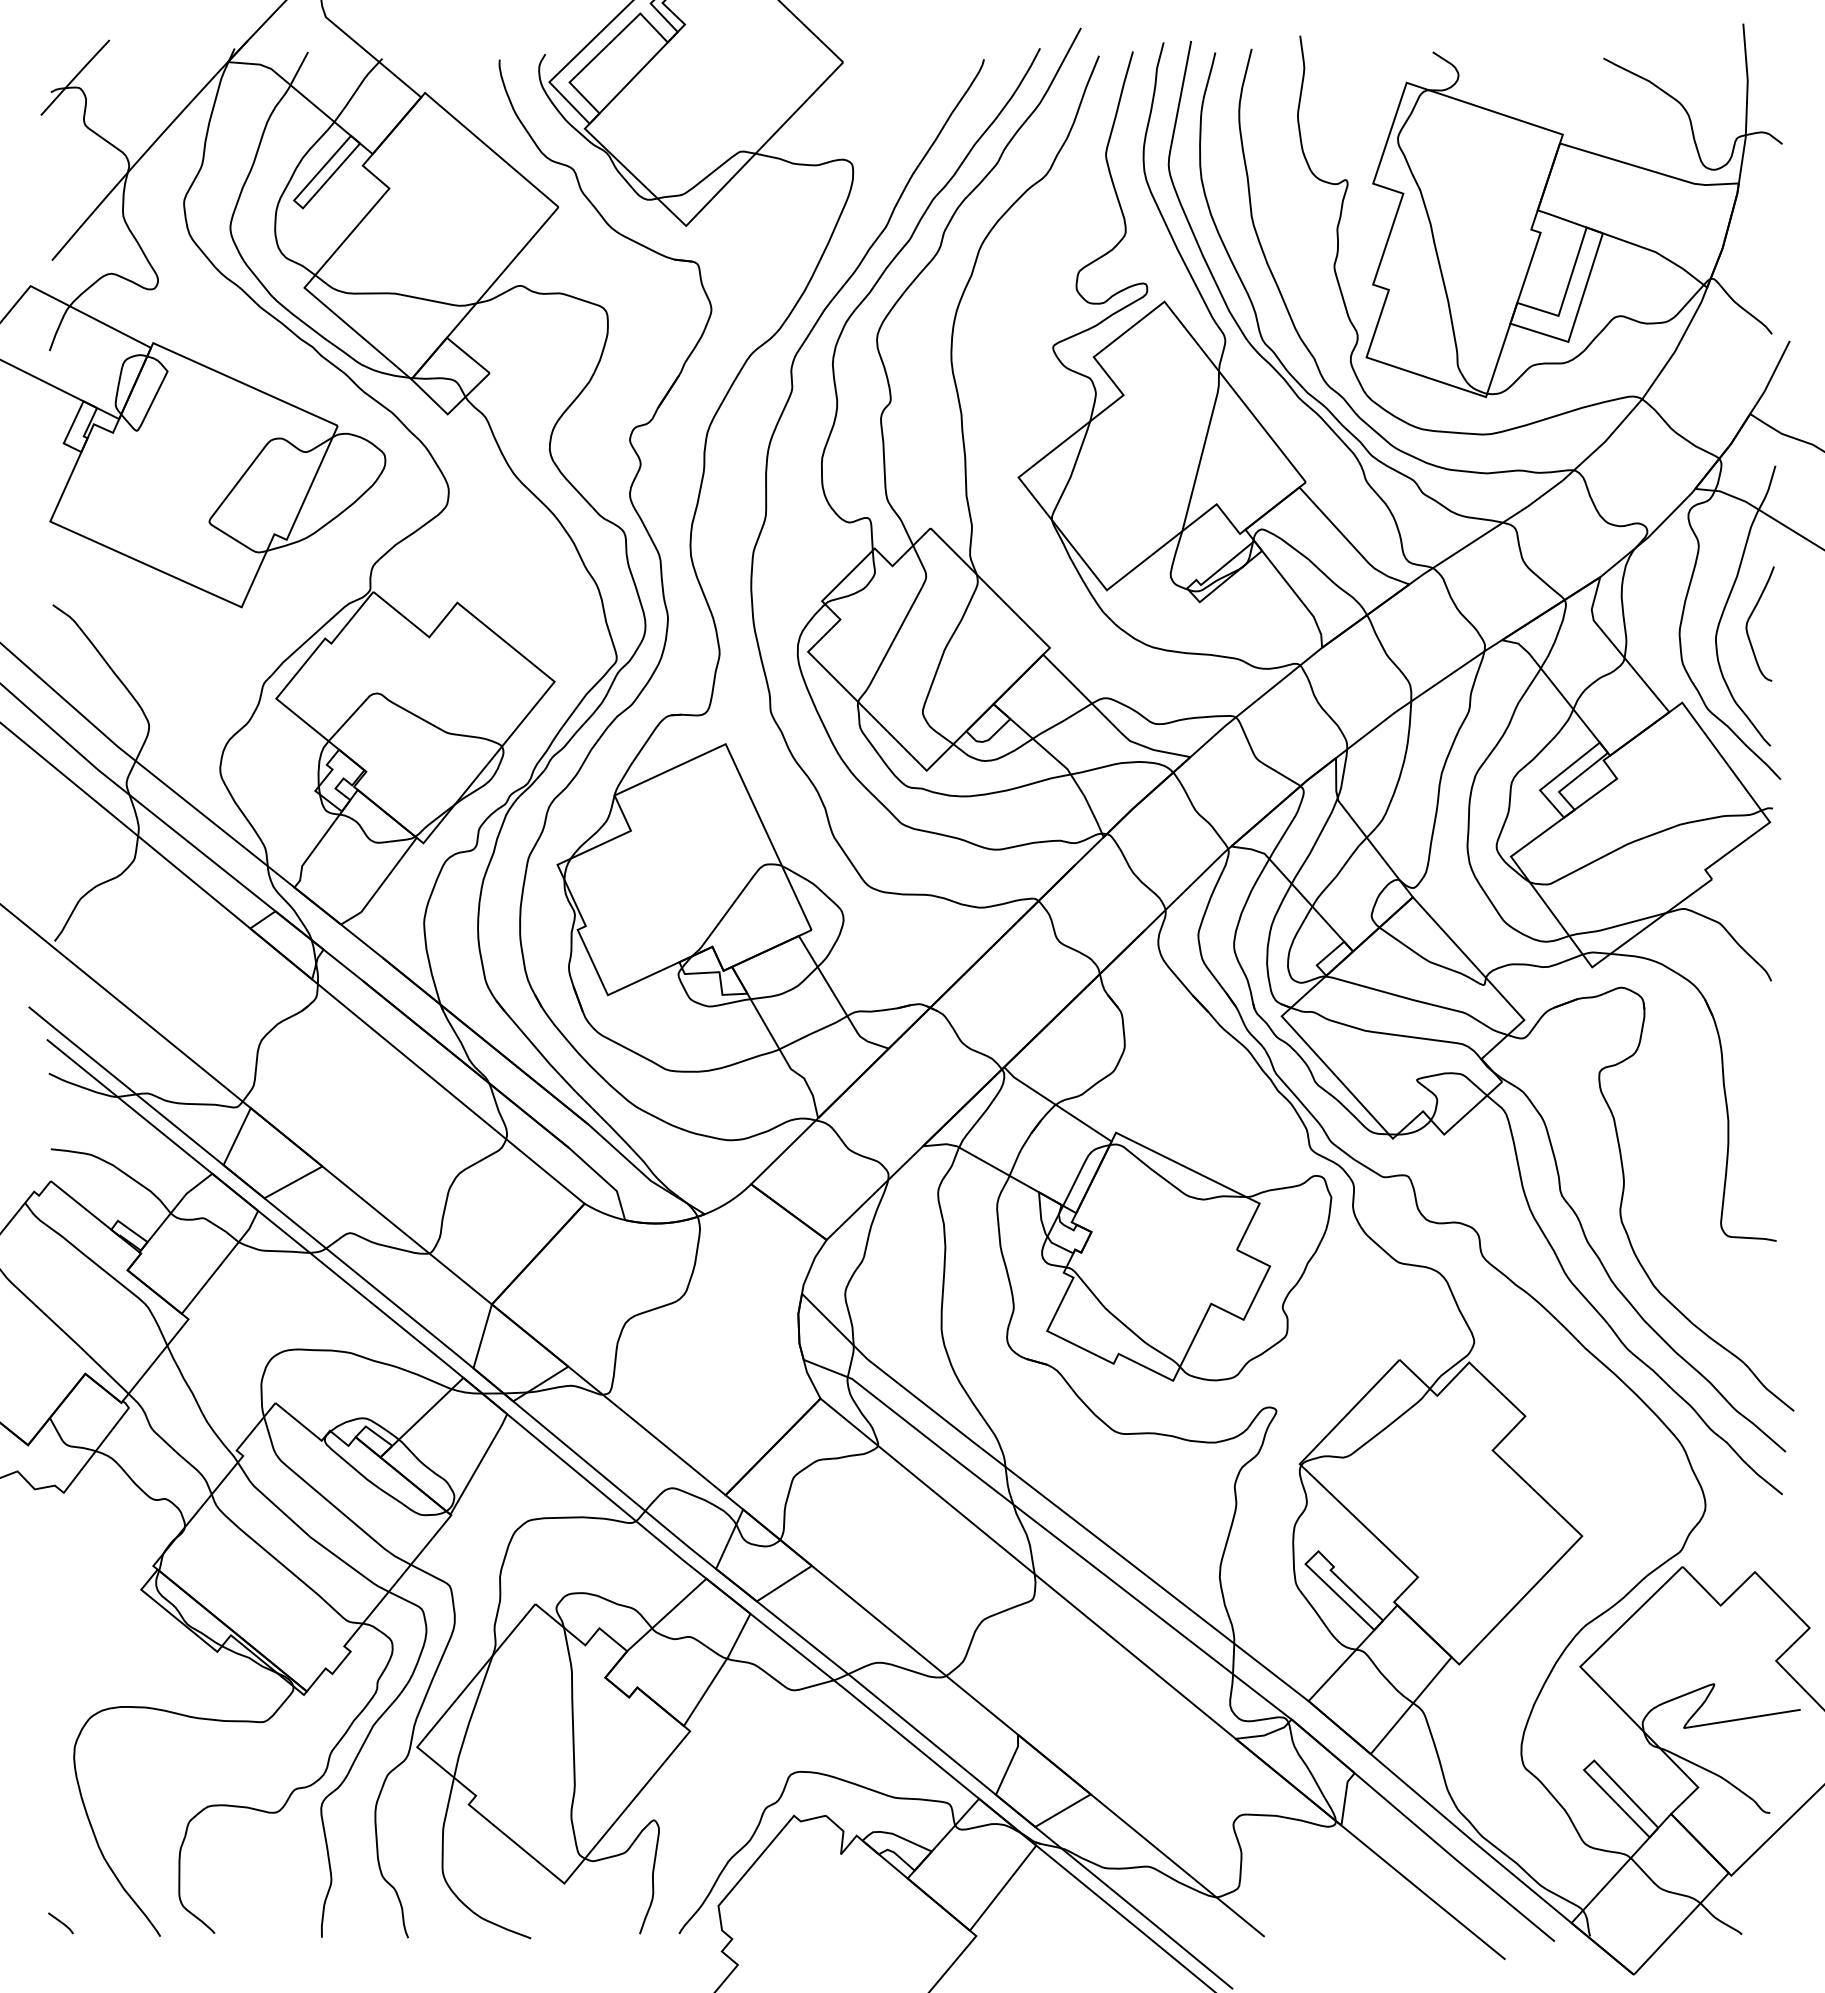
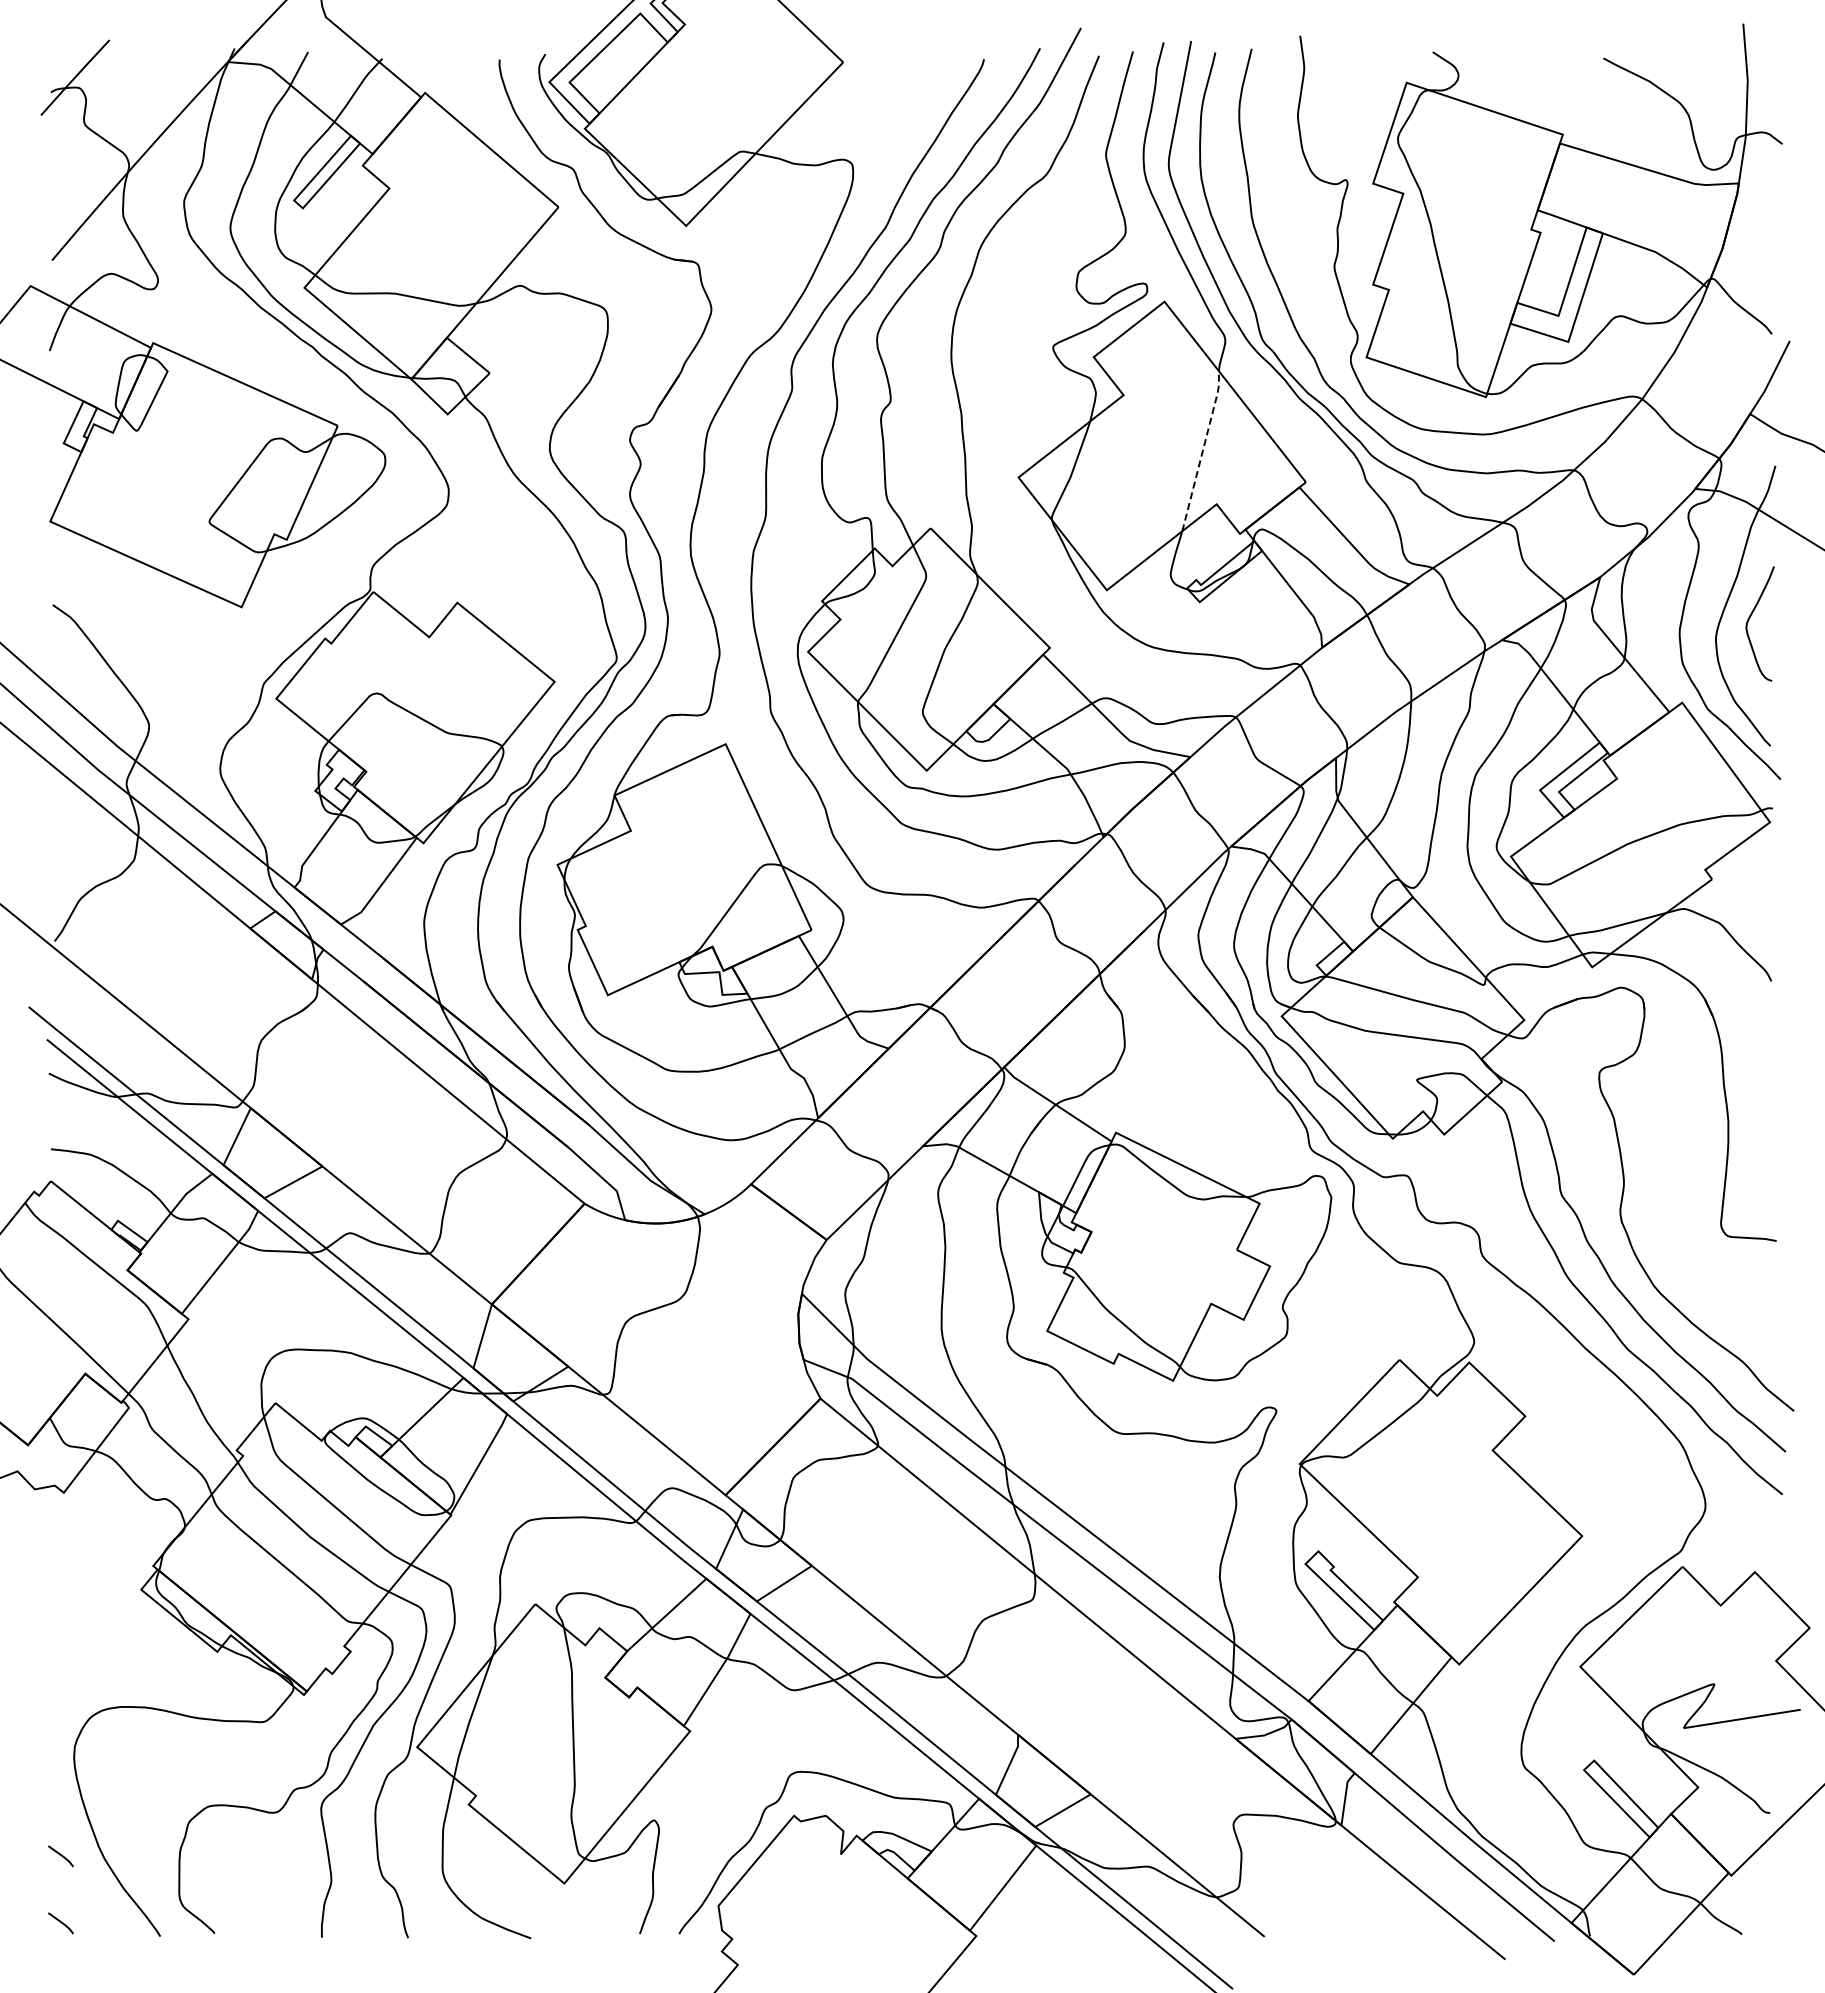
line: solid -> dashed (1203, 449)
line: none -> present (60, 1855)
